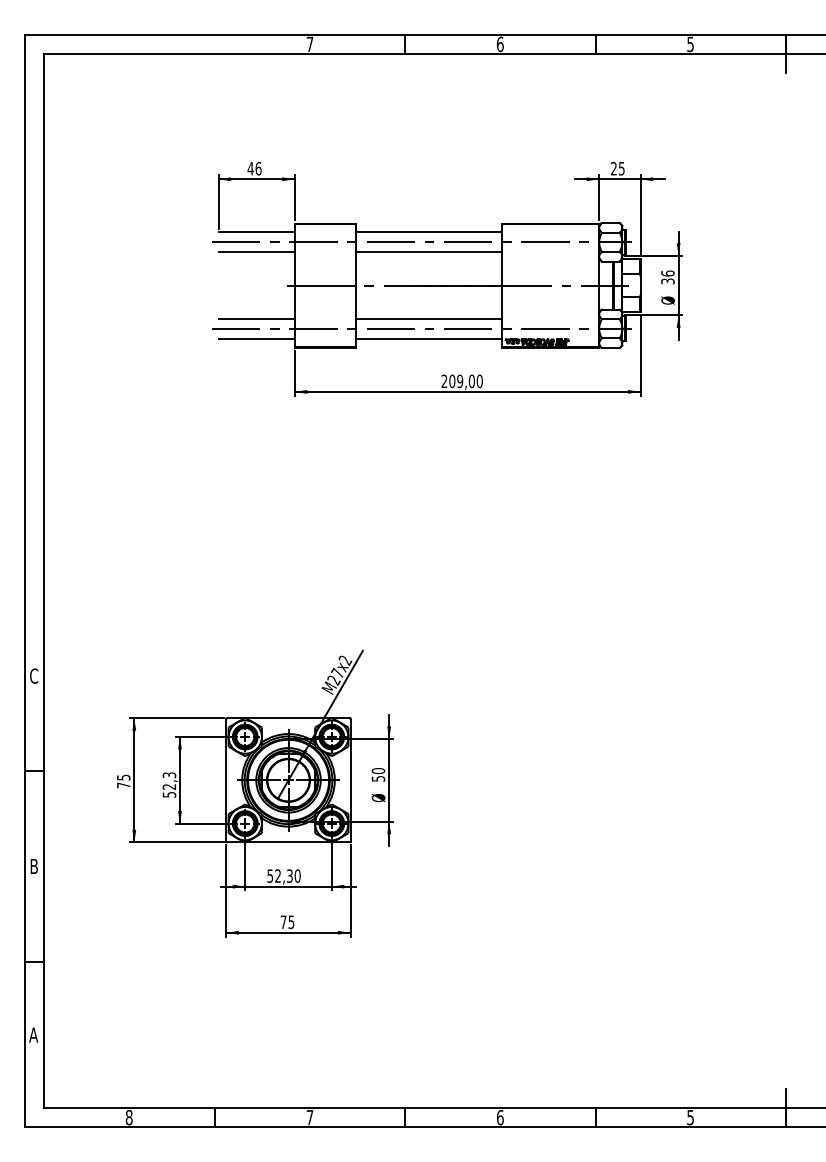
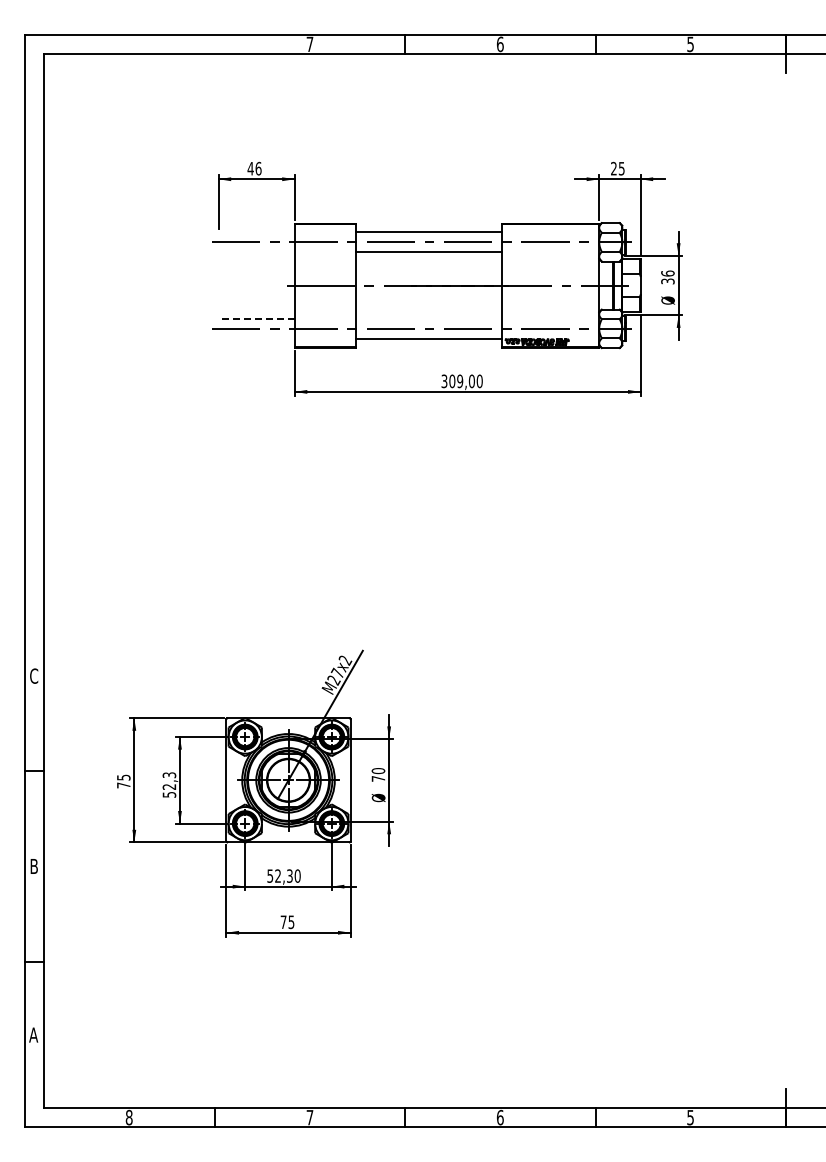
line: present -> none (256, 232)
line: present -> none (256, 252)
line: solid -> dashed (257, 318)
line: present -> none (428, 318)
line: present -> none (256, 338)
text: 209,00 -> 309,00 (444, 381)
text: 50 -> 70 (378, 778)
